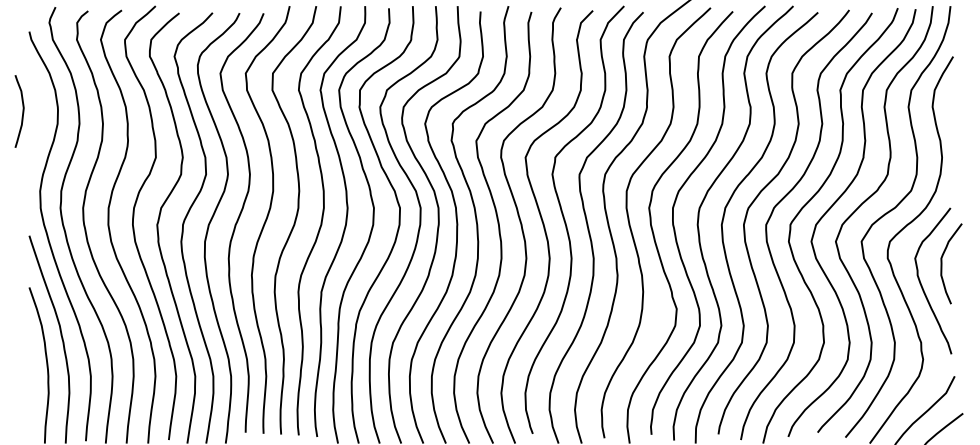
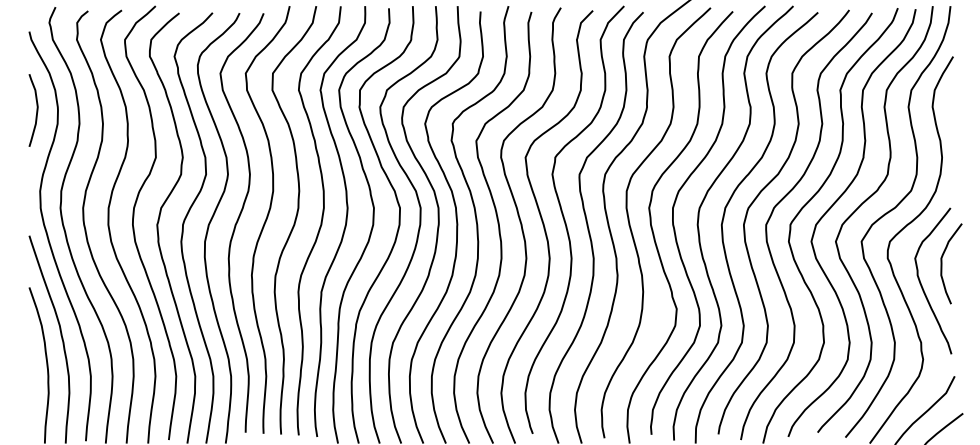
curve position: (22, 111) -> (36, 110) (36, 110)
